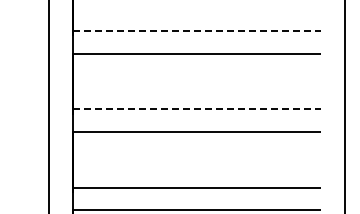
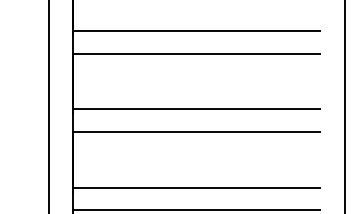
line: dashed -> solid (197, 30)
line: dashed -> solid (197, 109)
